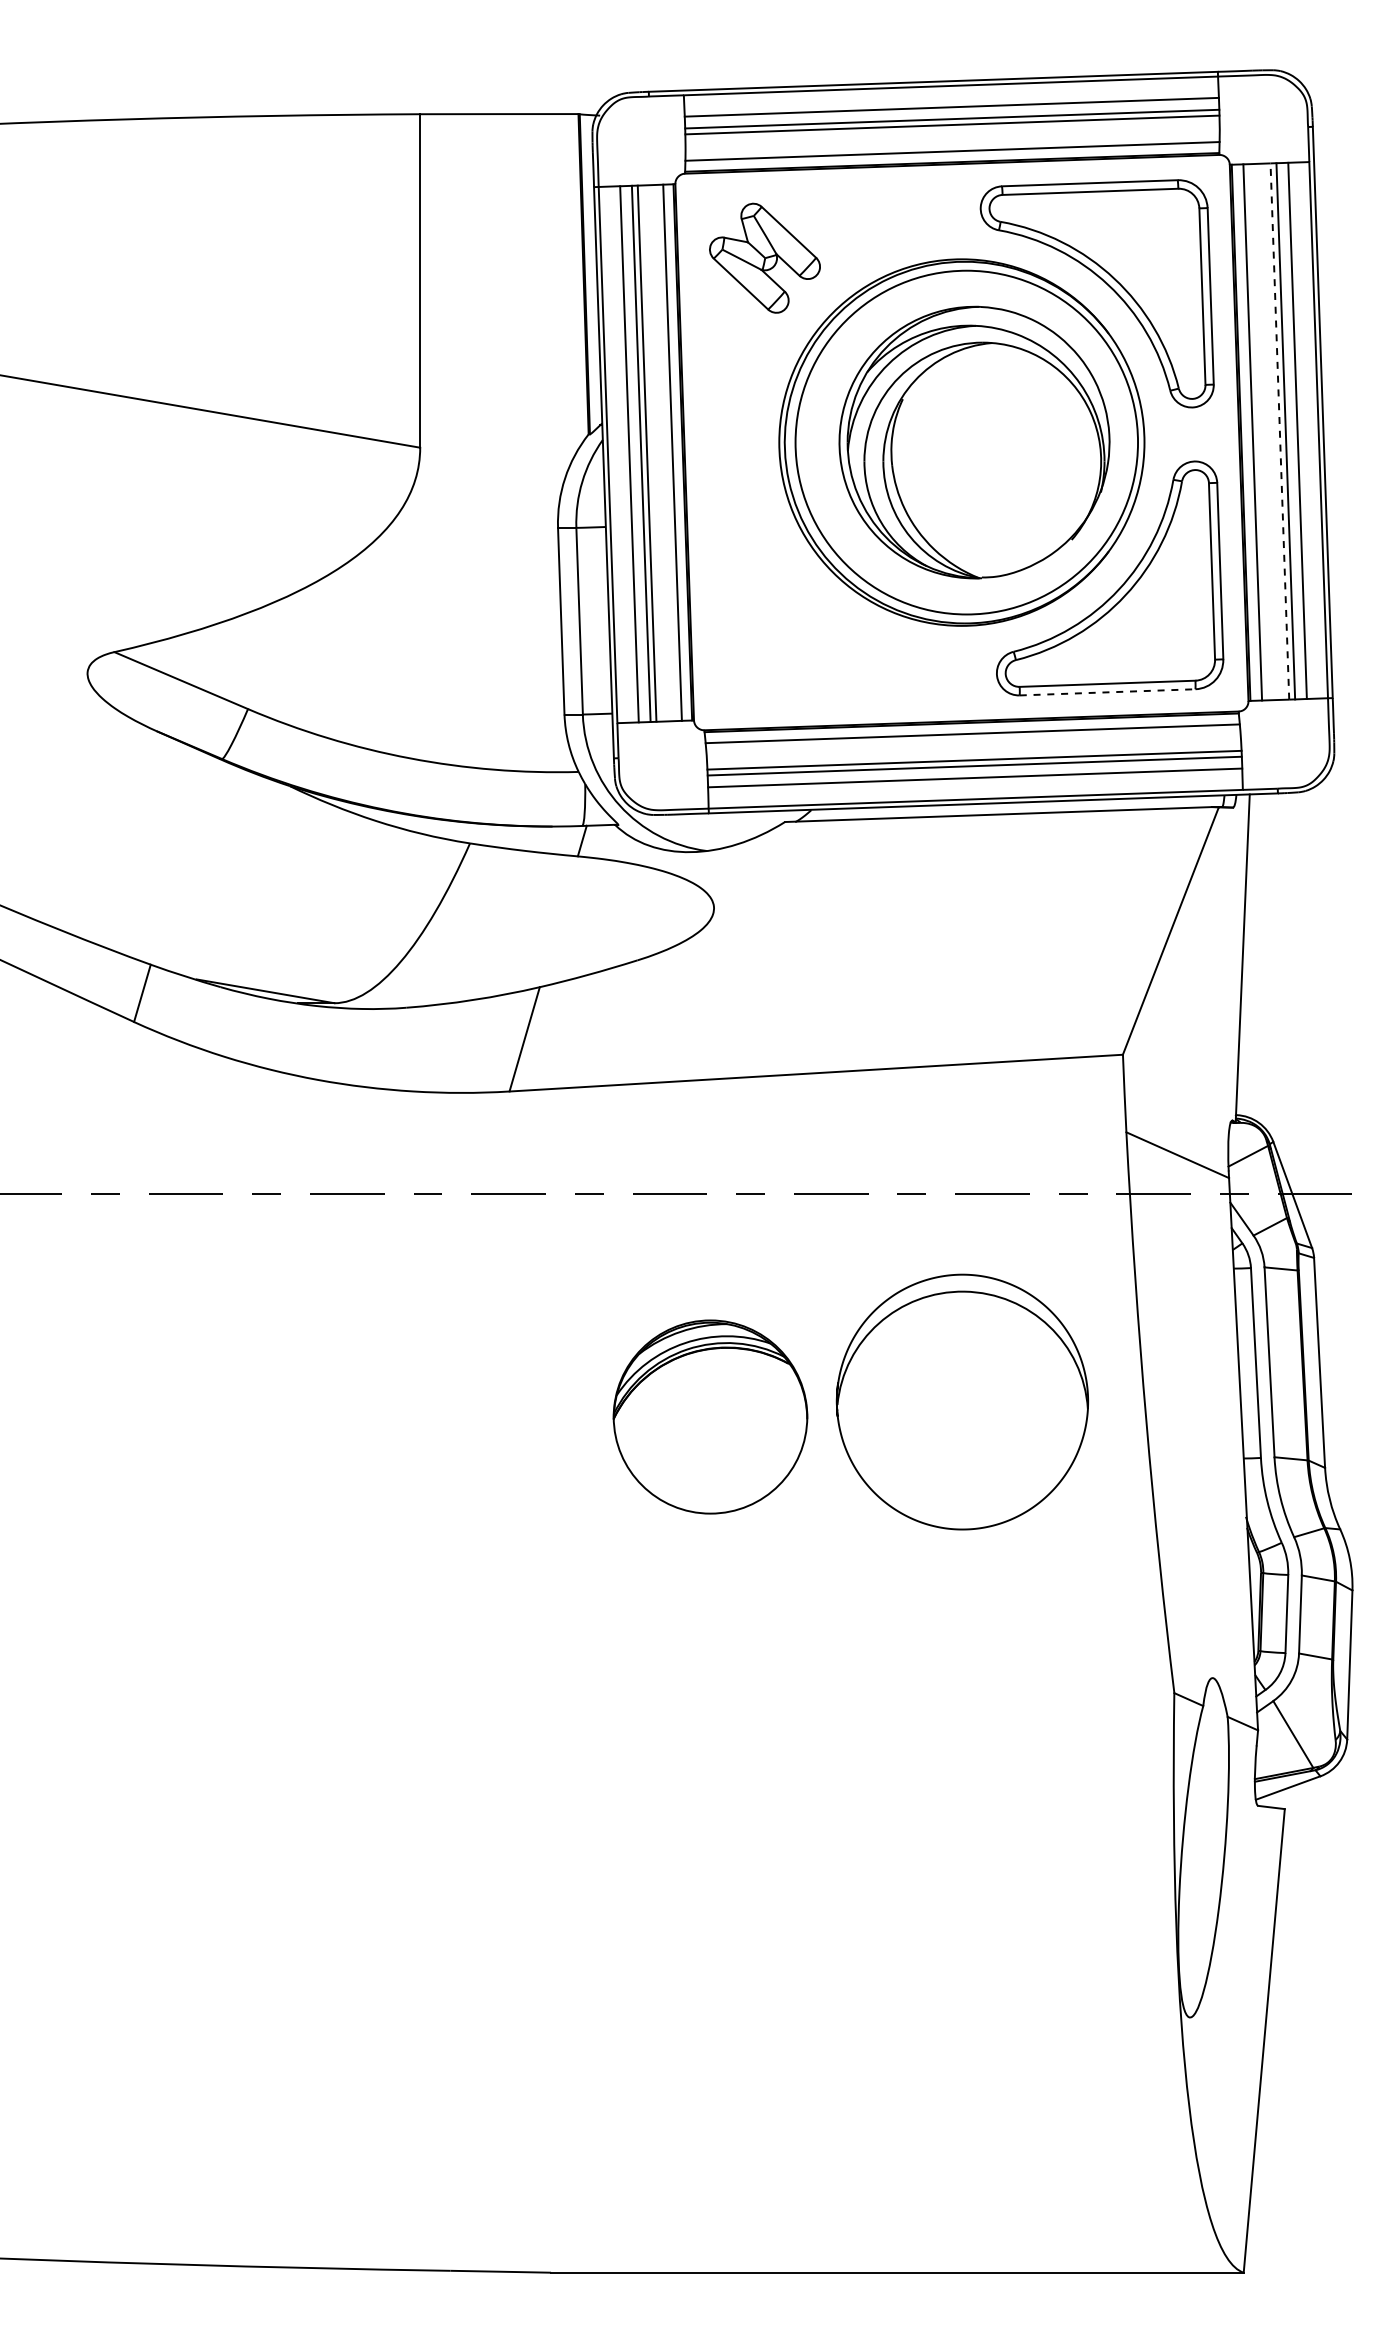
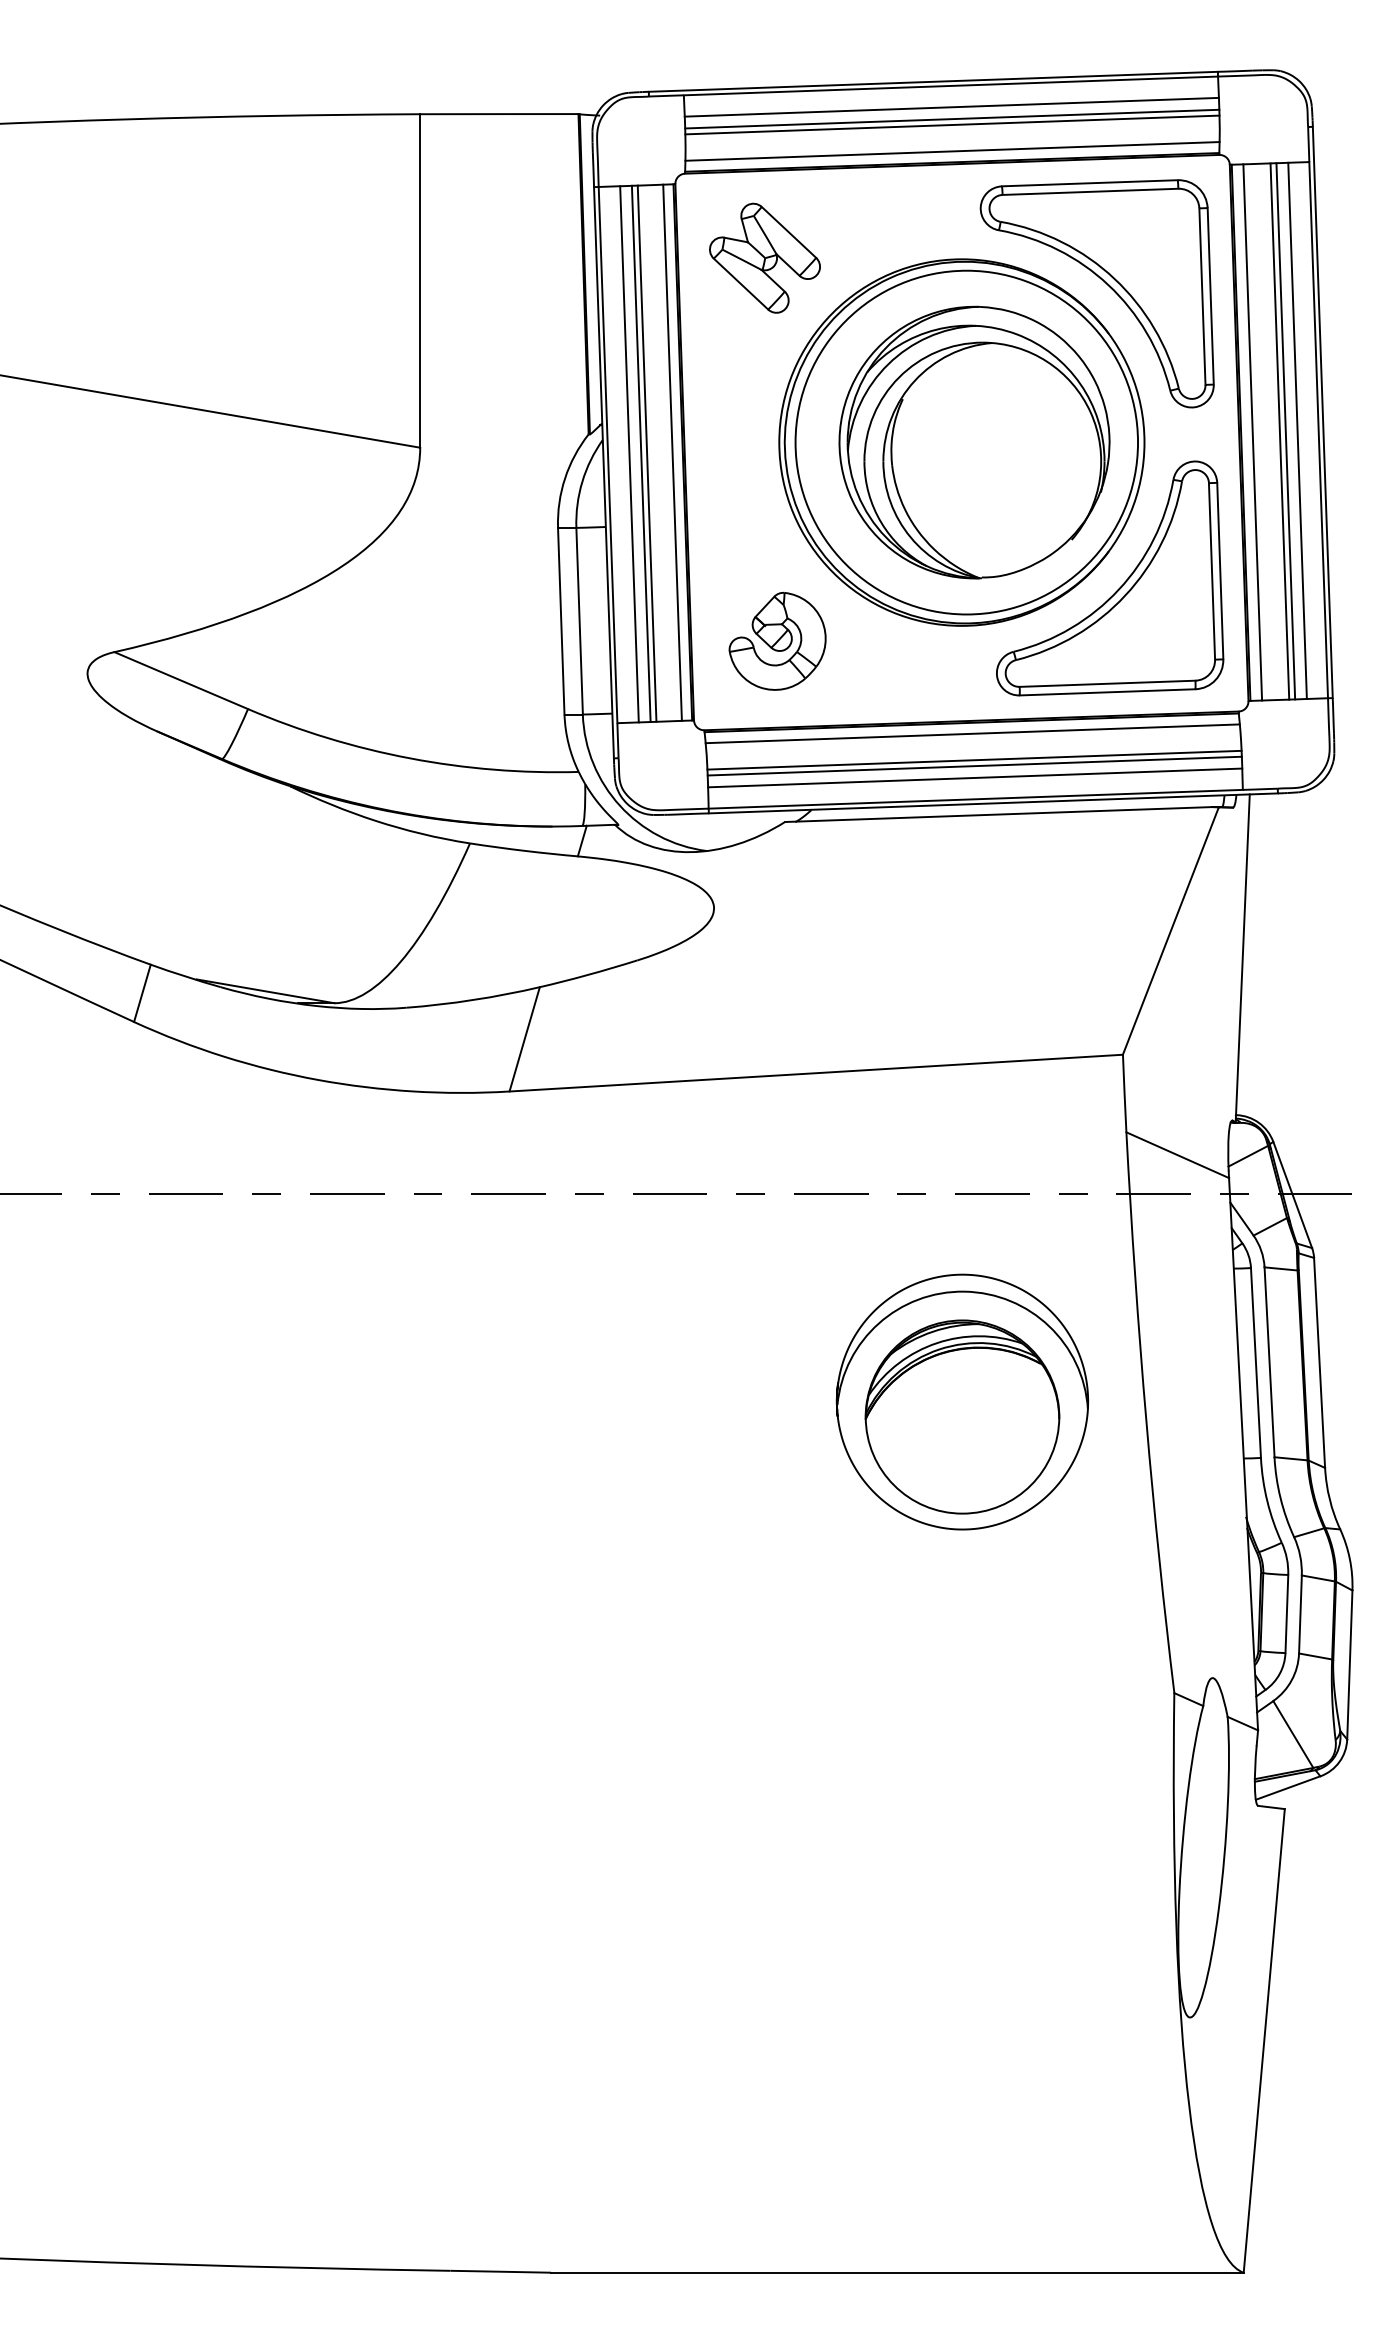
line: dashed -> solid (1279, 431)
part: none -> present (777, 640)
line: dashed -> solid (1107, 692)
part position: (710, 1416) -> (962, 1416) (962, 1416)
